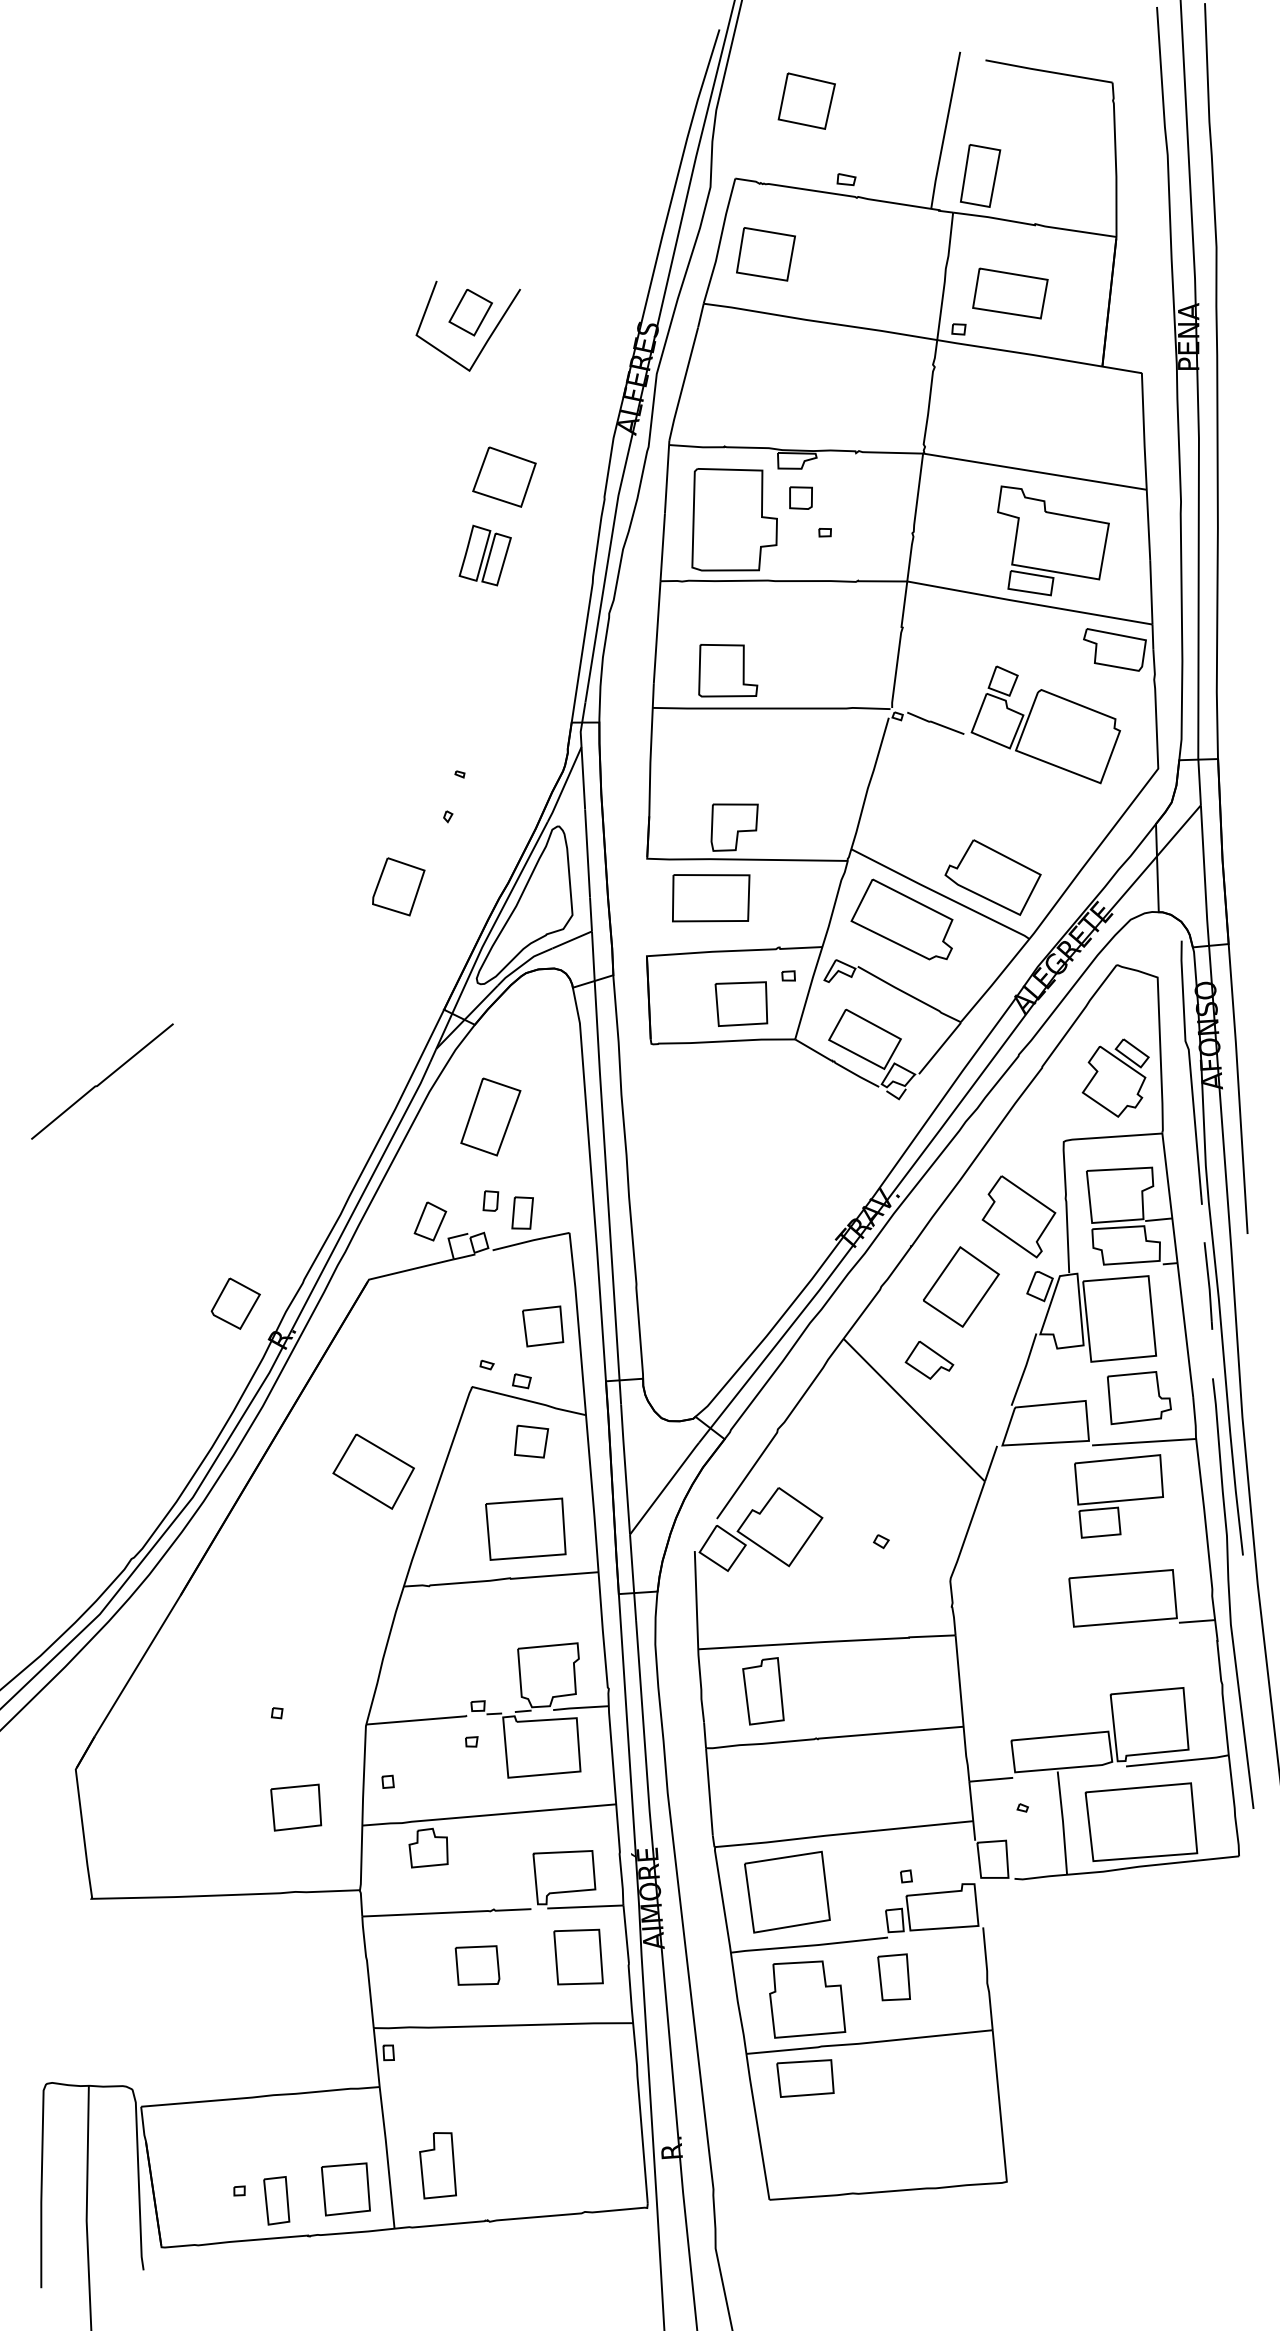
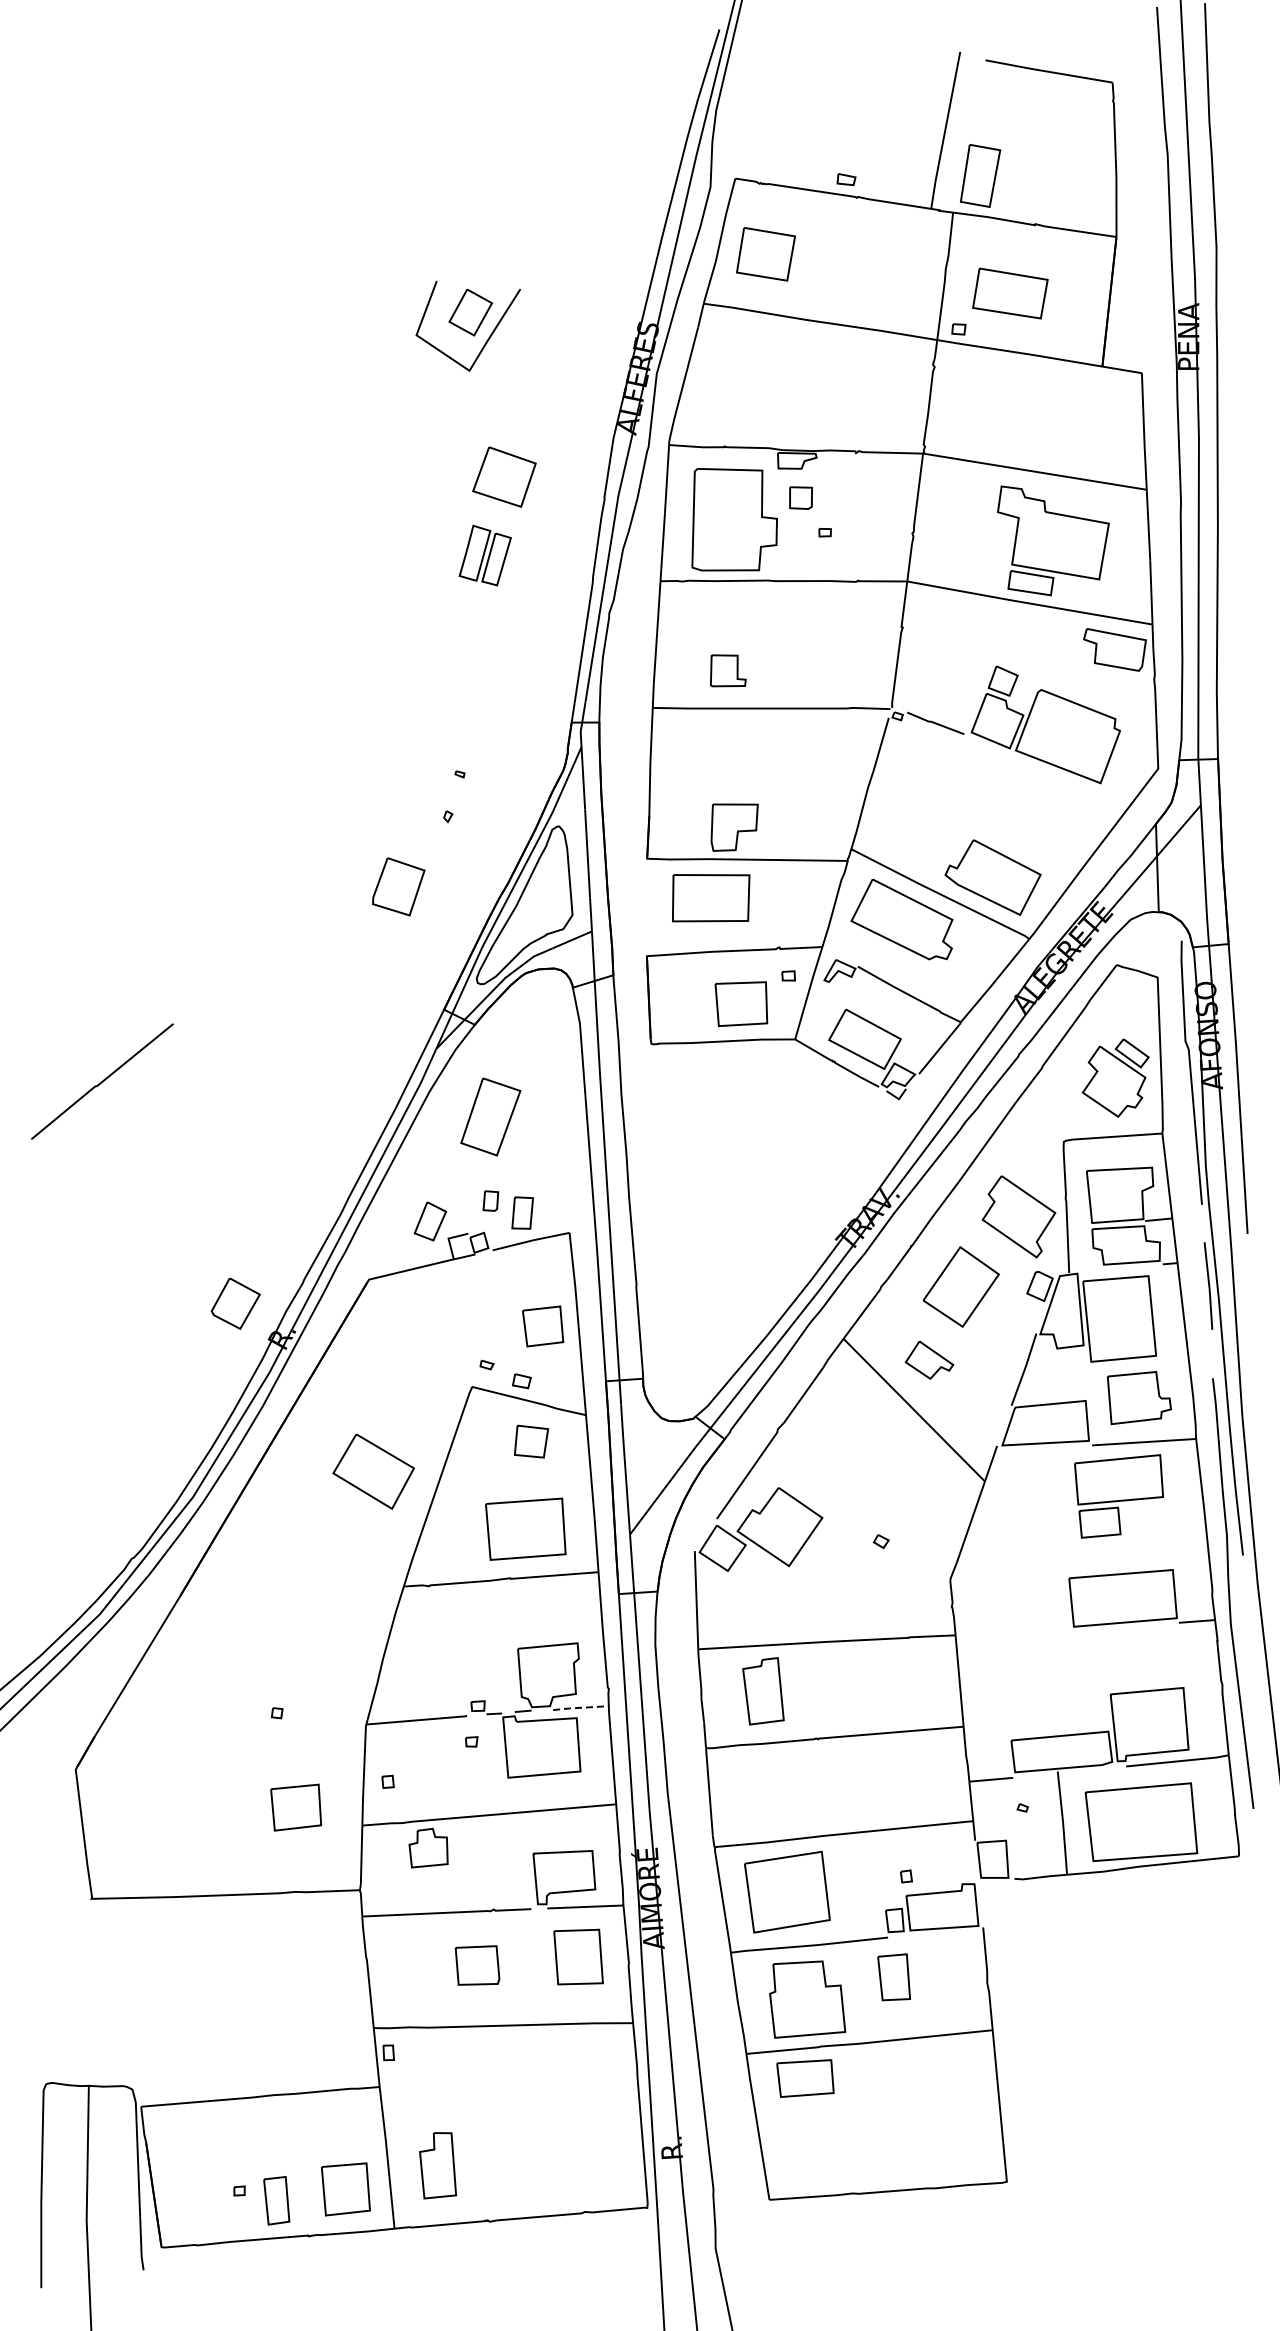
part: present -> none (806, 100)
part size: 61x54 px -> 37x34 px (728, 670)
line: solid -> dashed (580, 1707)
